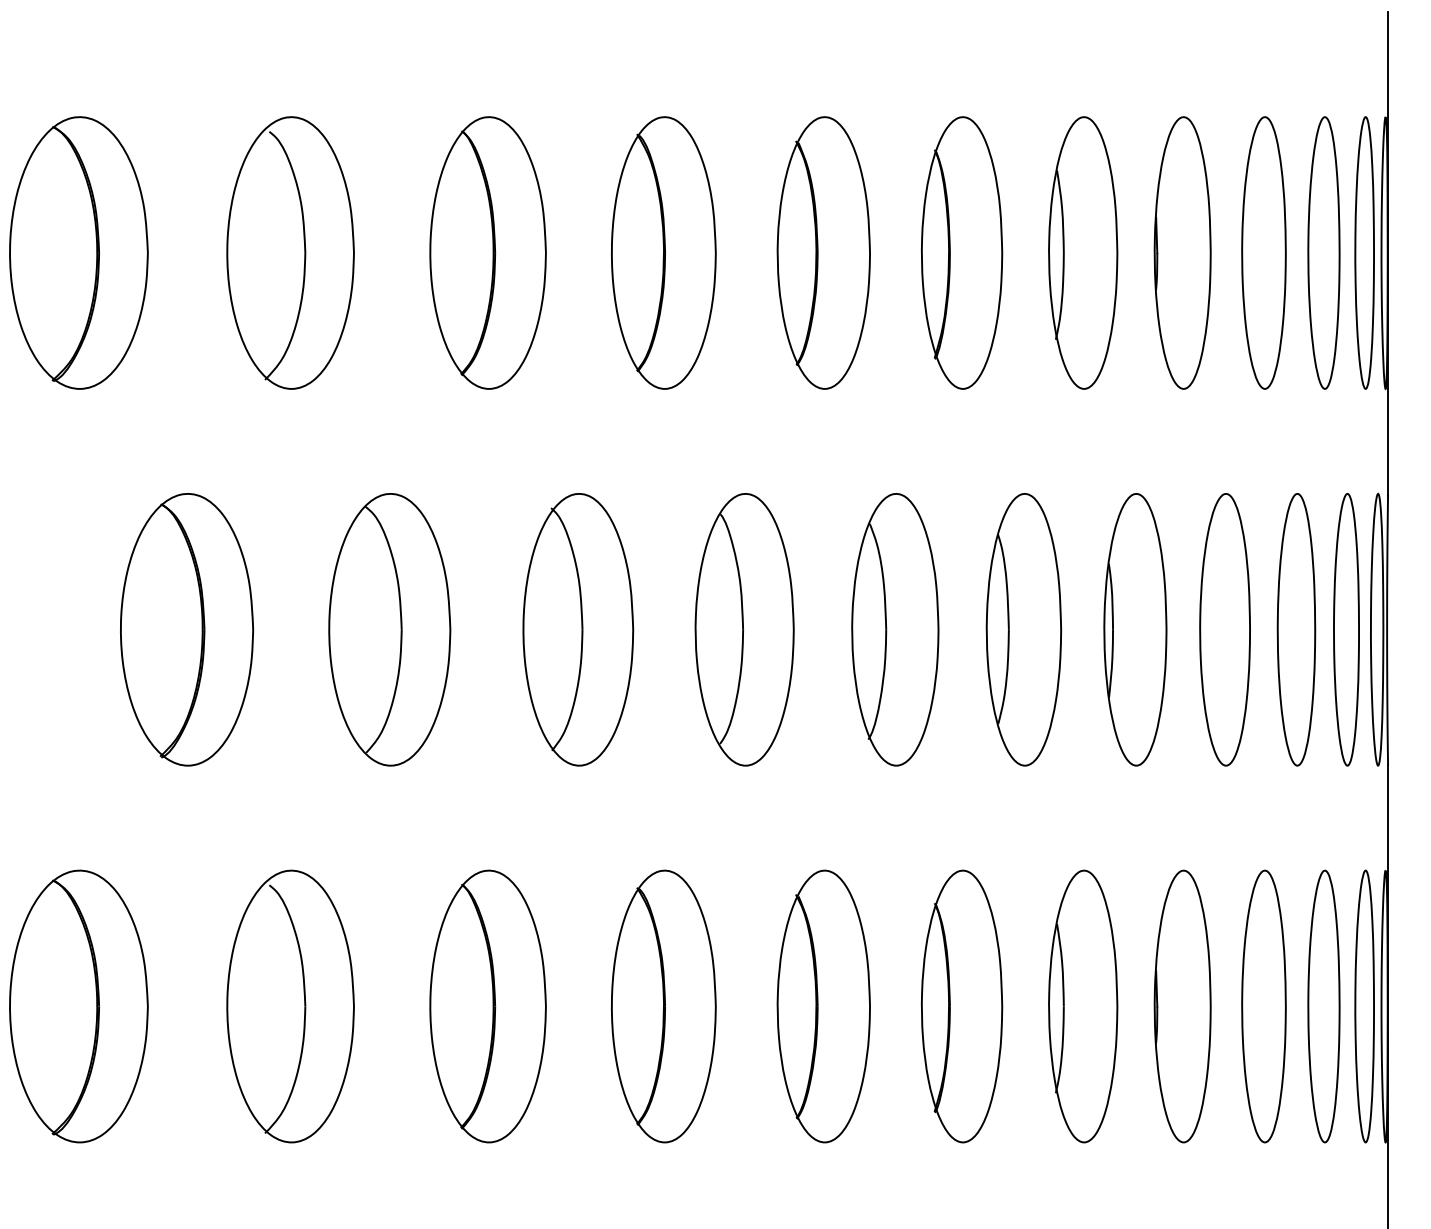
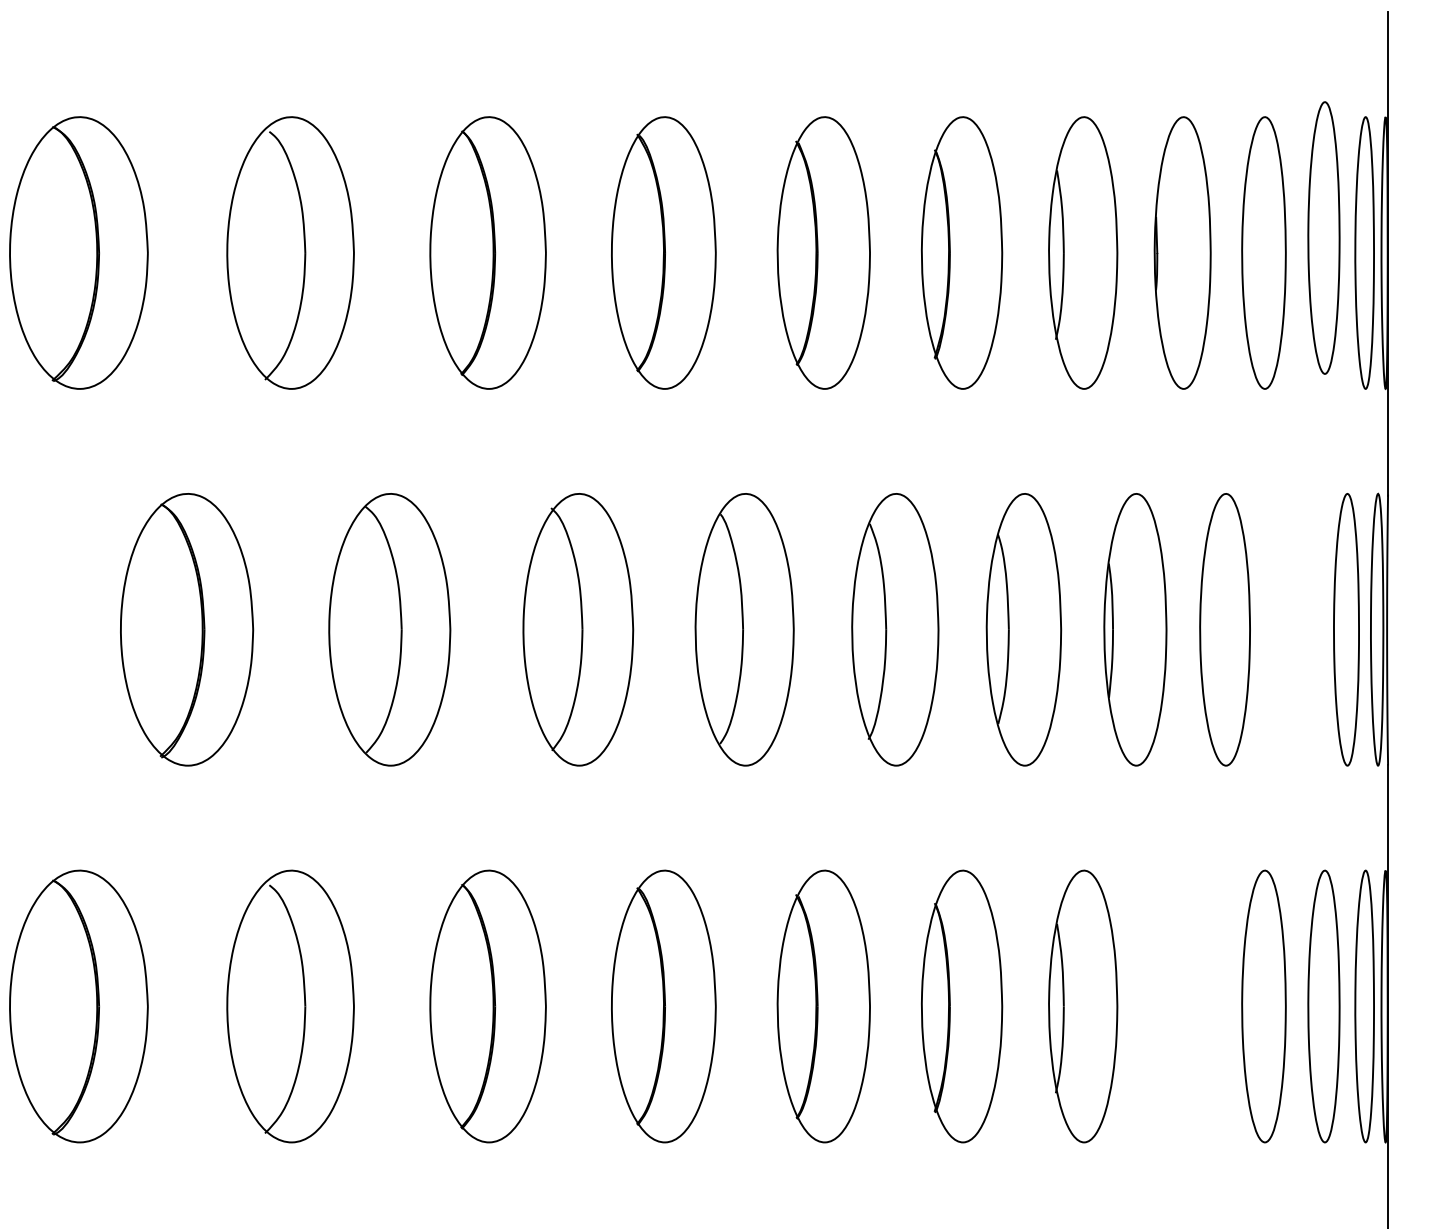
part position: (1323, 252) -> (1323, 237) (1323, 237)
part: present -> none (1296, 629)
part: present -> none (1182, 1006)
